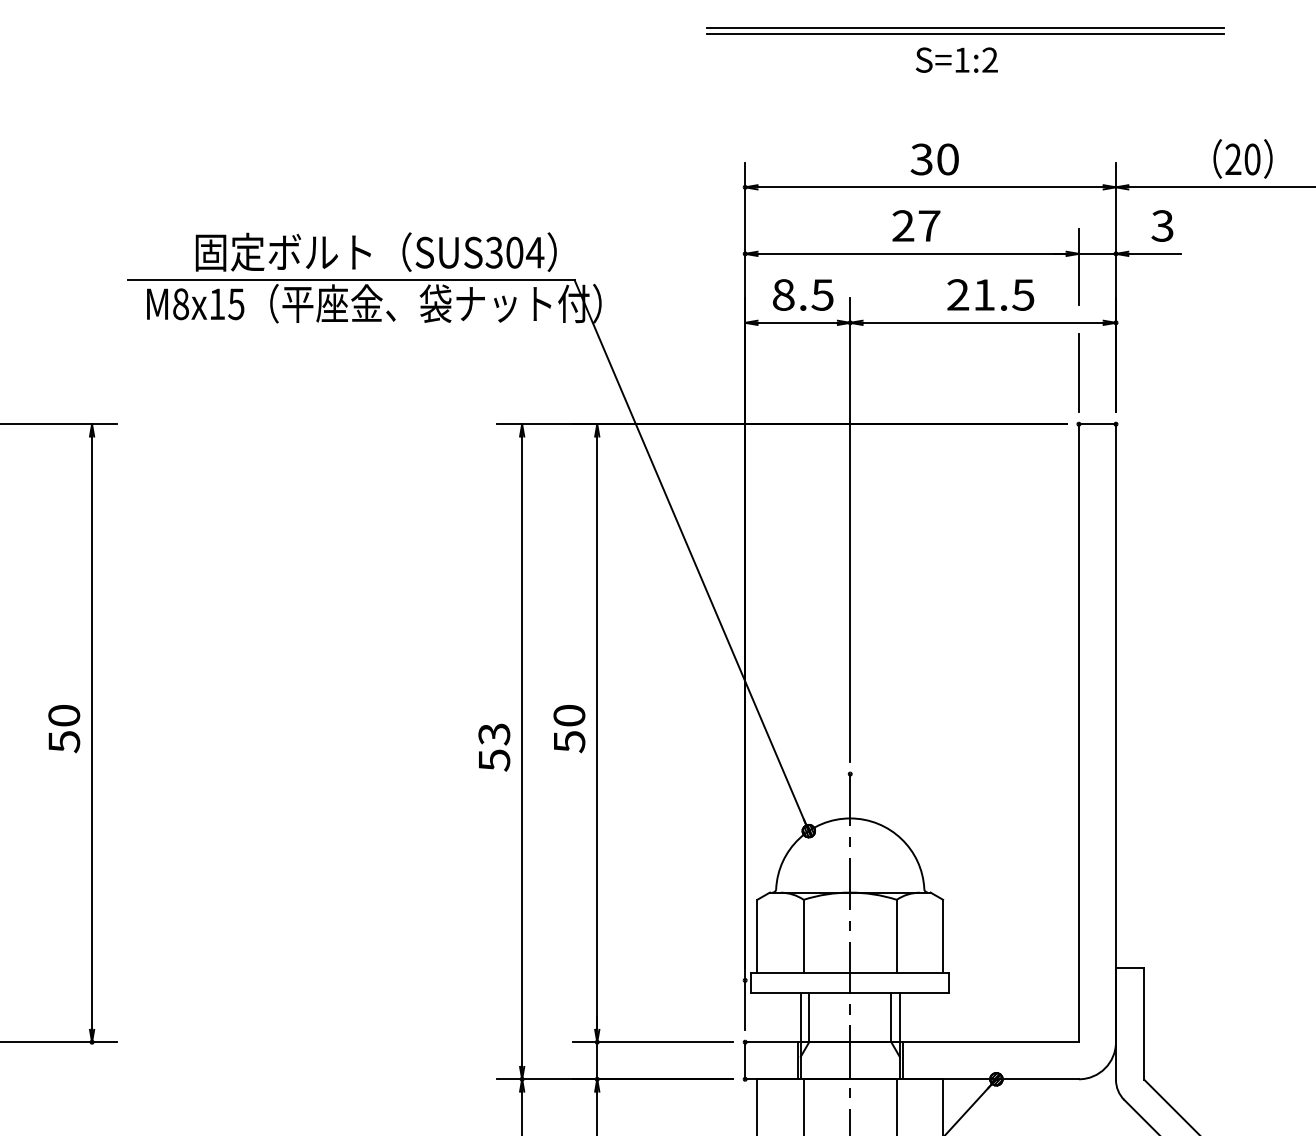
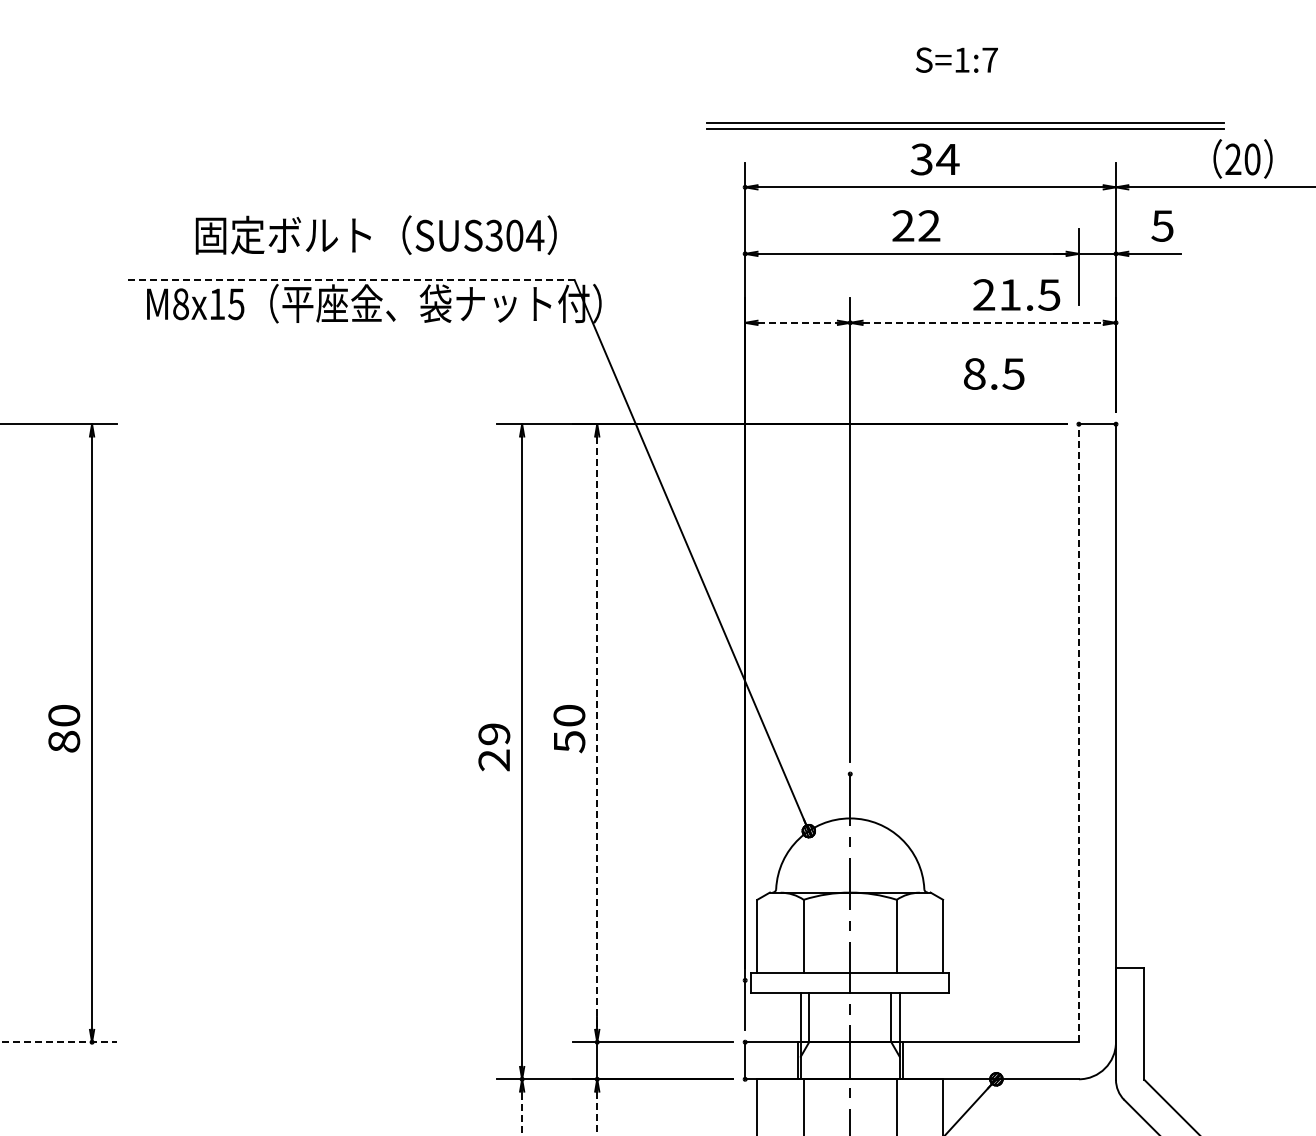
part position: (965, 30) -> (965, 125) (965, 125)
text: S=1:2 -> S=1:7 (989, 59)
text: 30 -> 34 (947, 159)
text: 27 -> 22 (929, 225)
text: 3 -> 5 (1162, 225)
text position: (375, 251) -> (375, 234) (375, 234)
line: solid -> dashed (351, 280)
text position: (803, 294) -> (994, 373) (994, 373)
text position: (990, 294) -> (1016, 294) (1016, 294)
line: solid -> dashed (798, 322)
line: solid -> dashed (983, 322)
line: present -> none (1078, 372)
line: solid -> dashed (597, 733)
line: solid -> dashed (1078, 733)
text: 50 -> 80 (64, 741)
text: 53 -> 29 (494, 747)
line: solid -> dashed (59, 1042)
line: solid -> dashed (522, 1113)
line: solid -> dashed (597, 1114)
